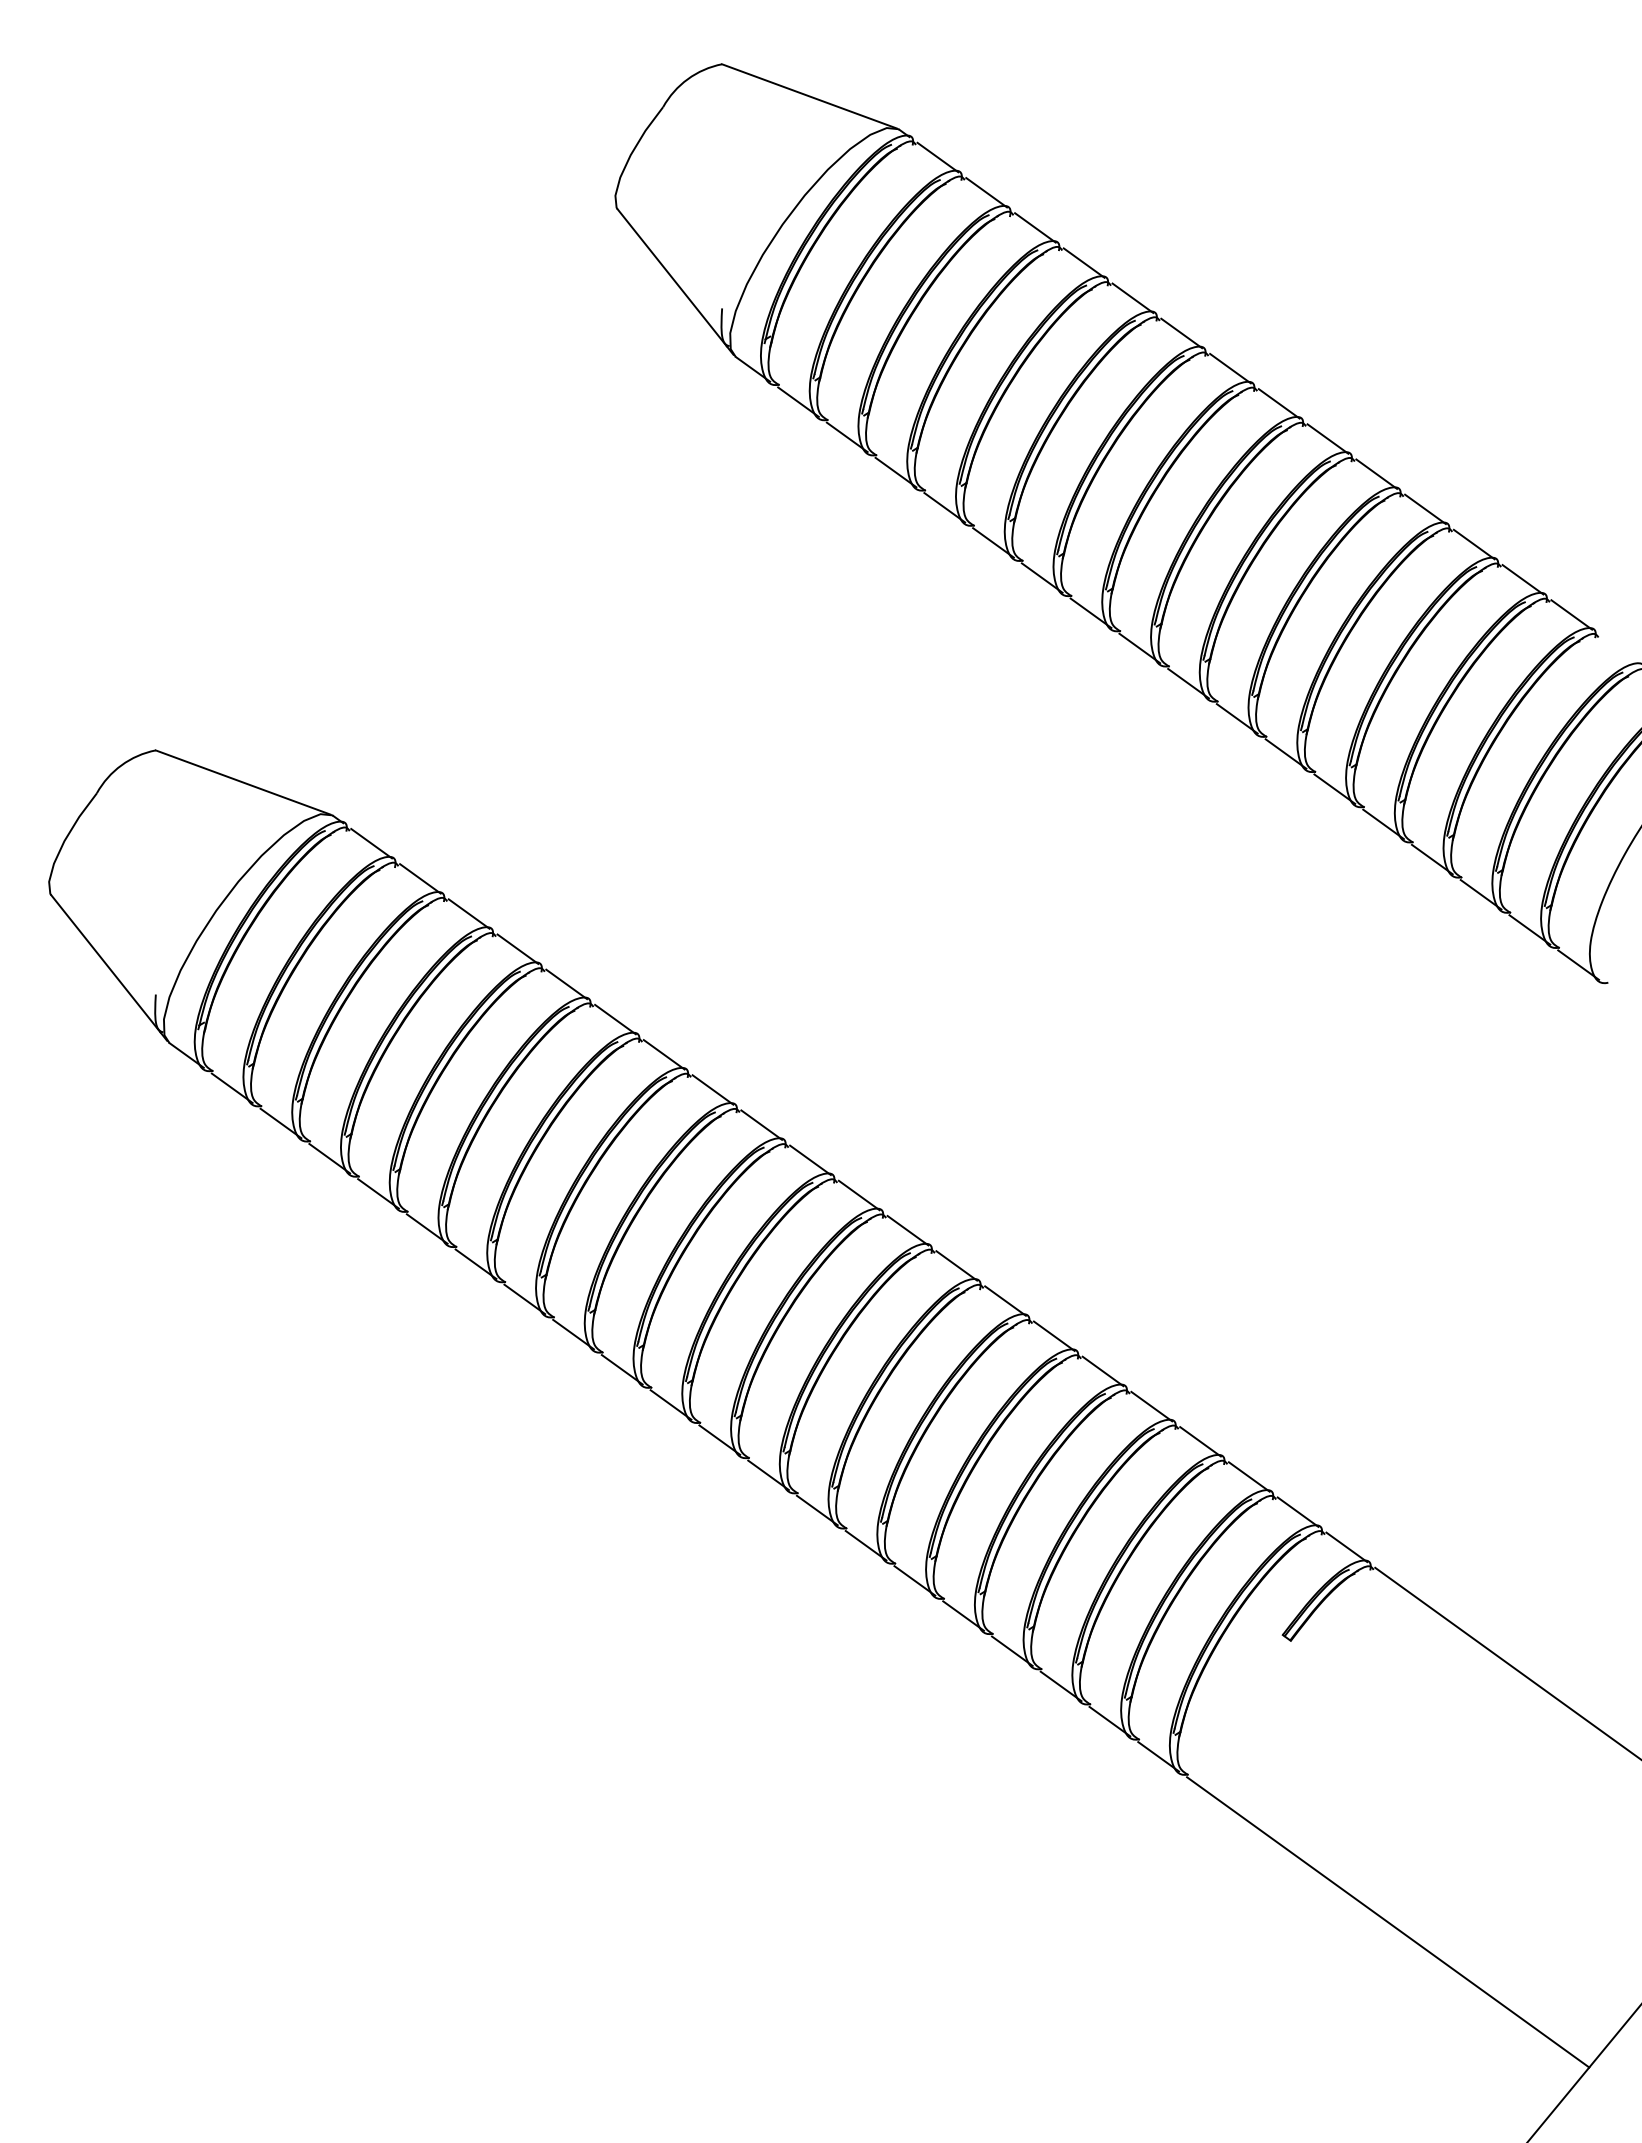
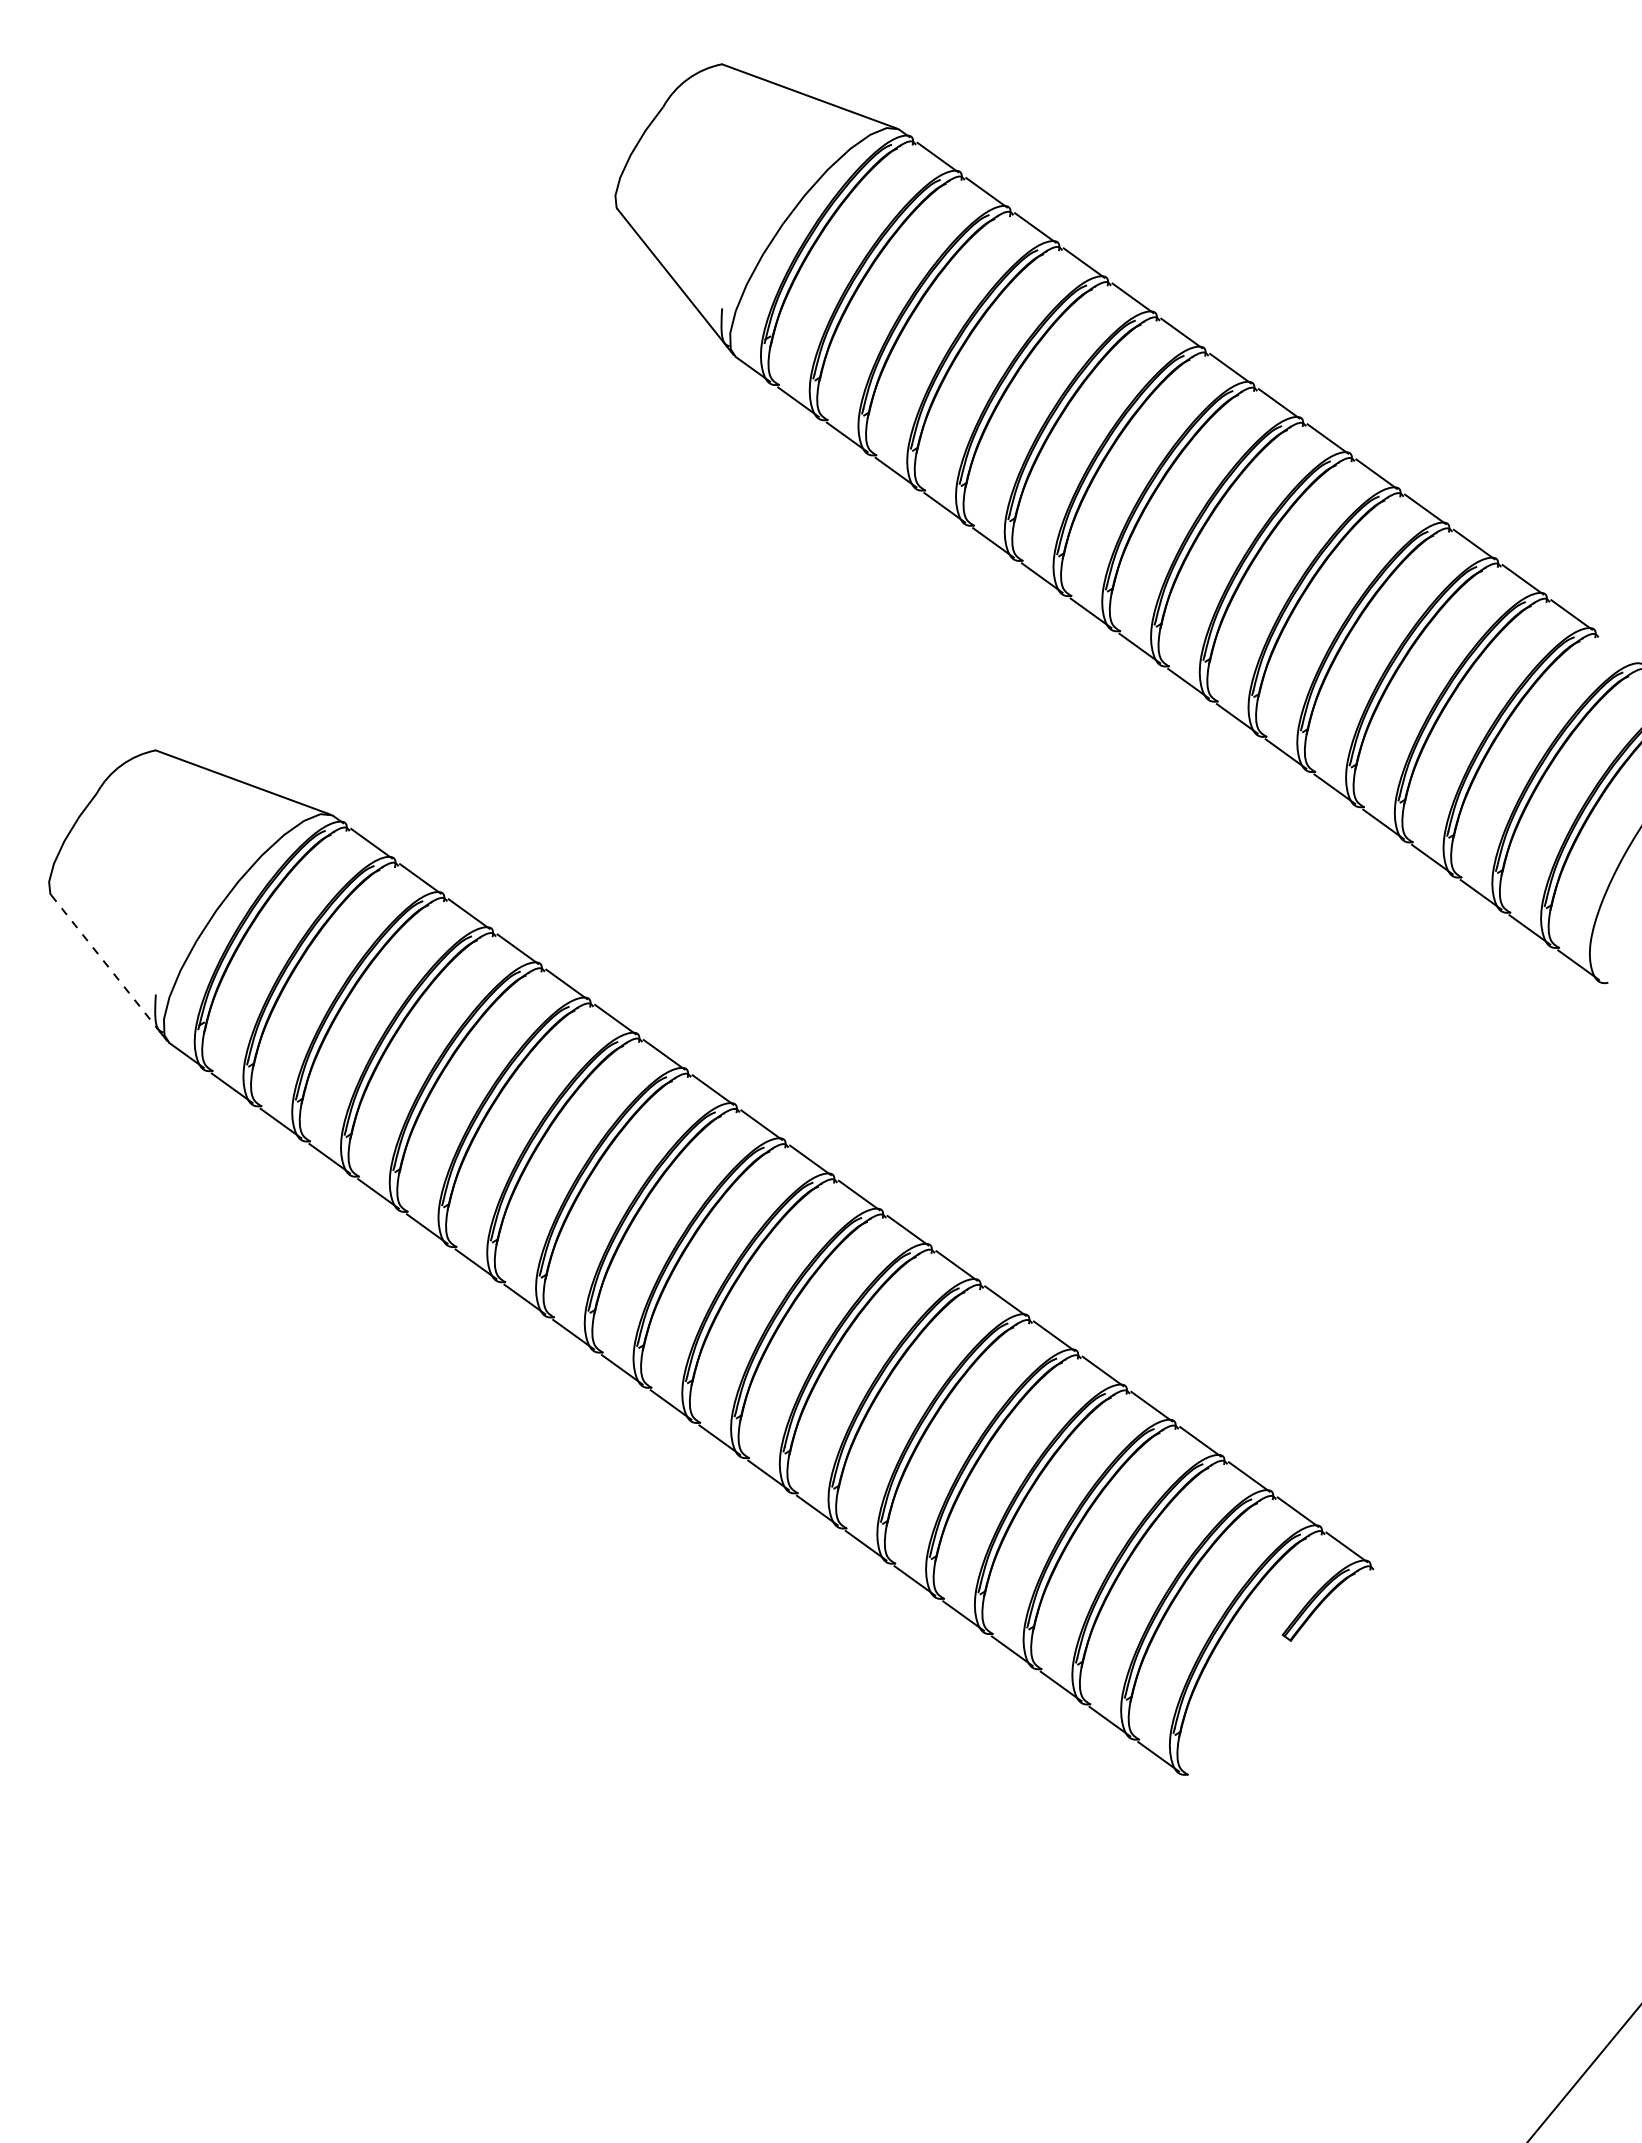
line: solid -> dashed (105, 963)
line: present -> none (1506, 1662)
line: present -> none (1388, 1922)
